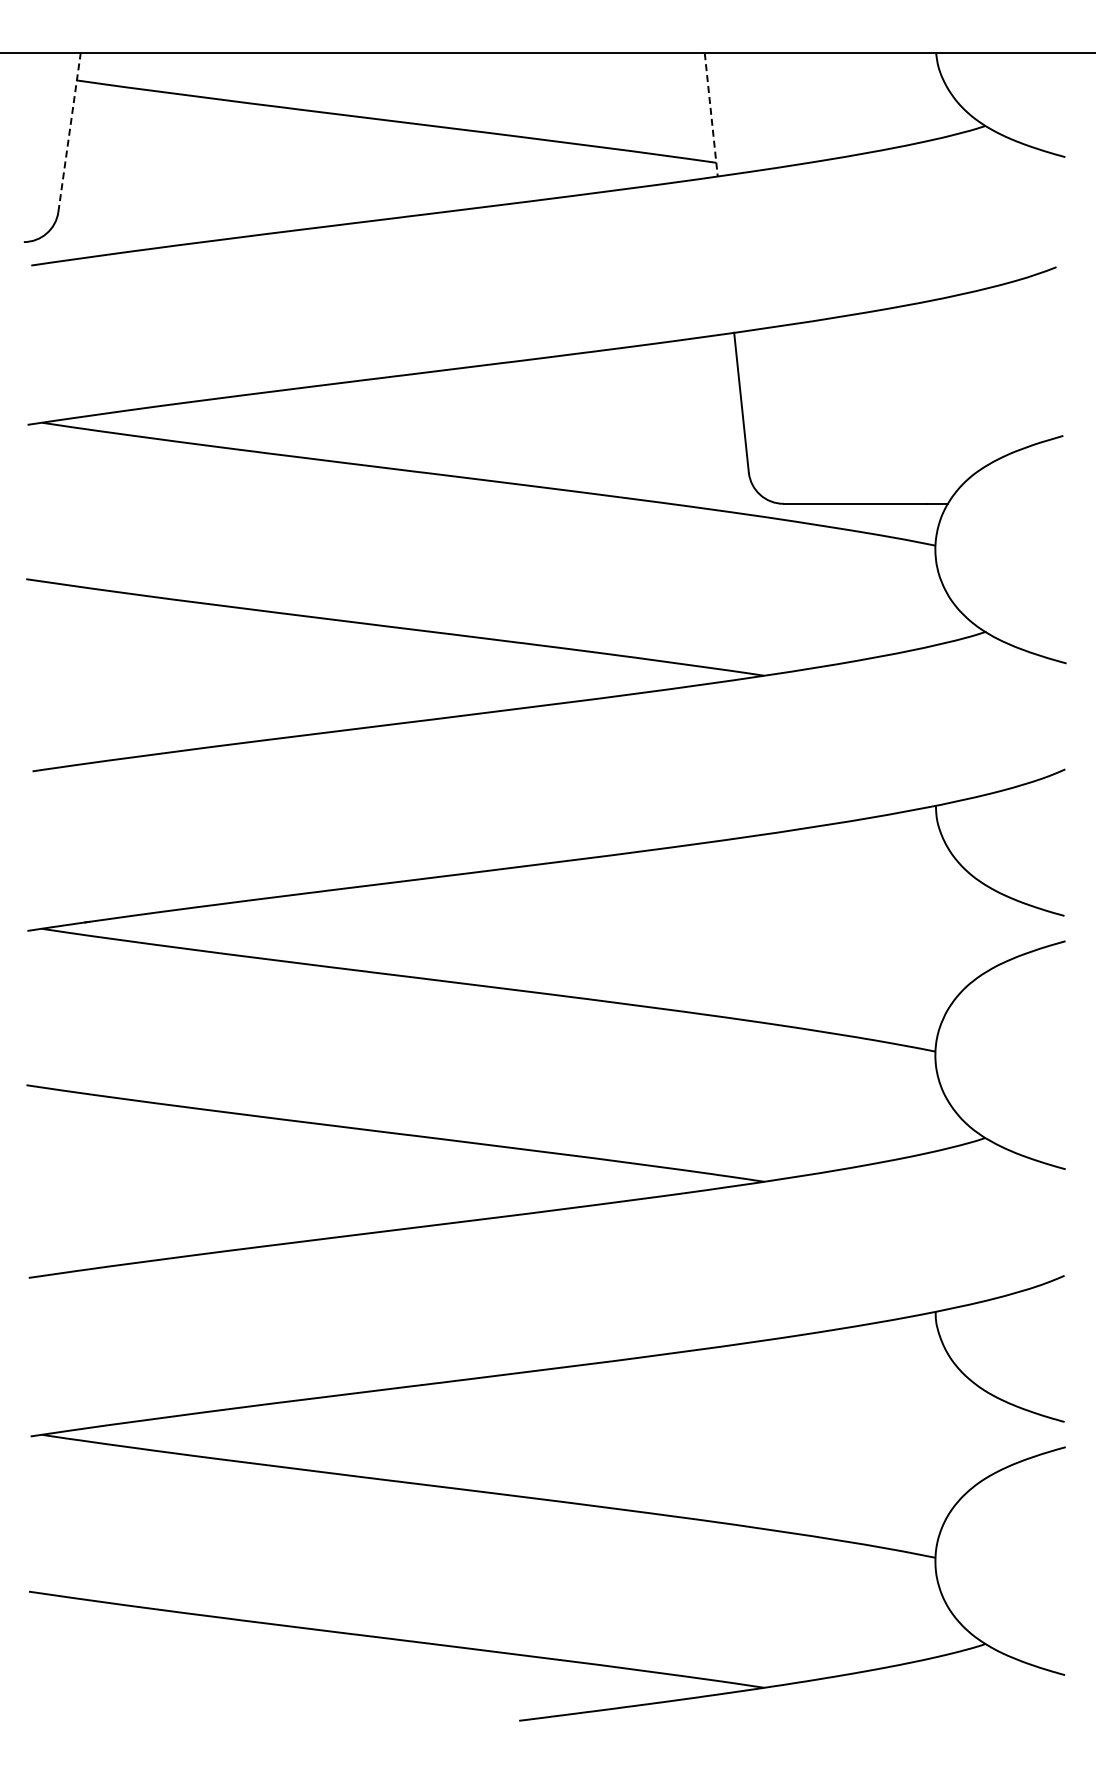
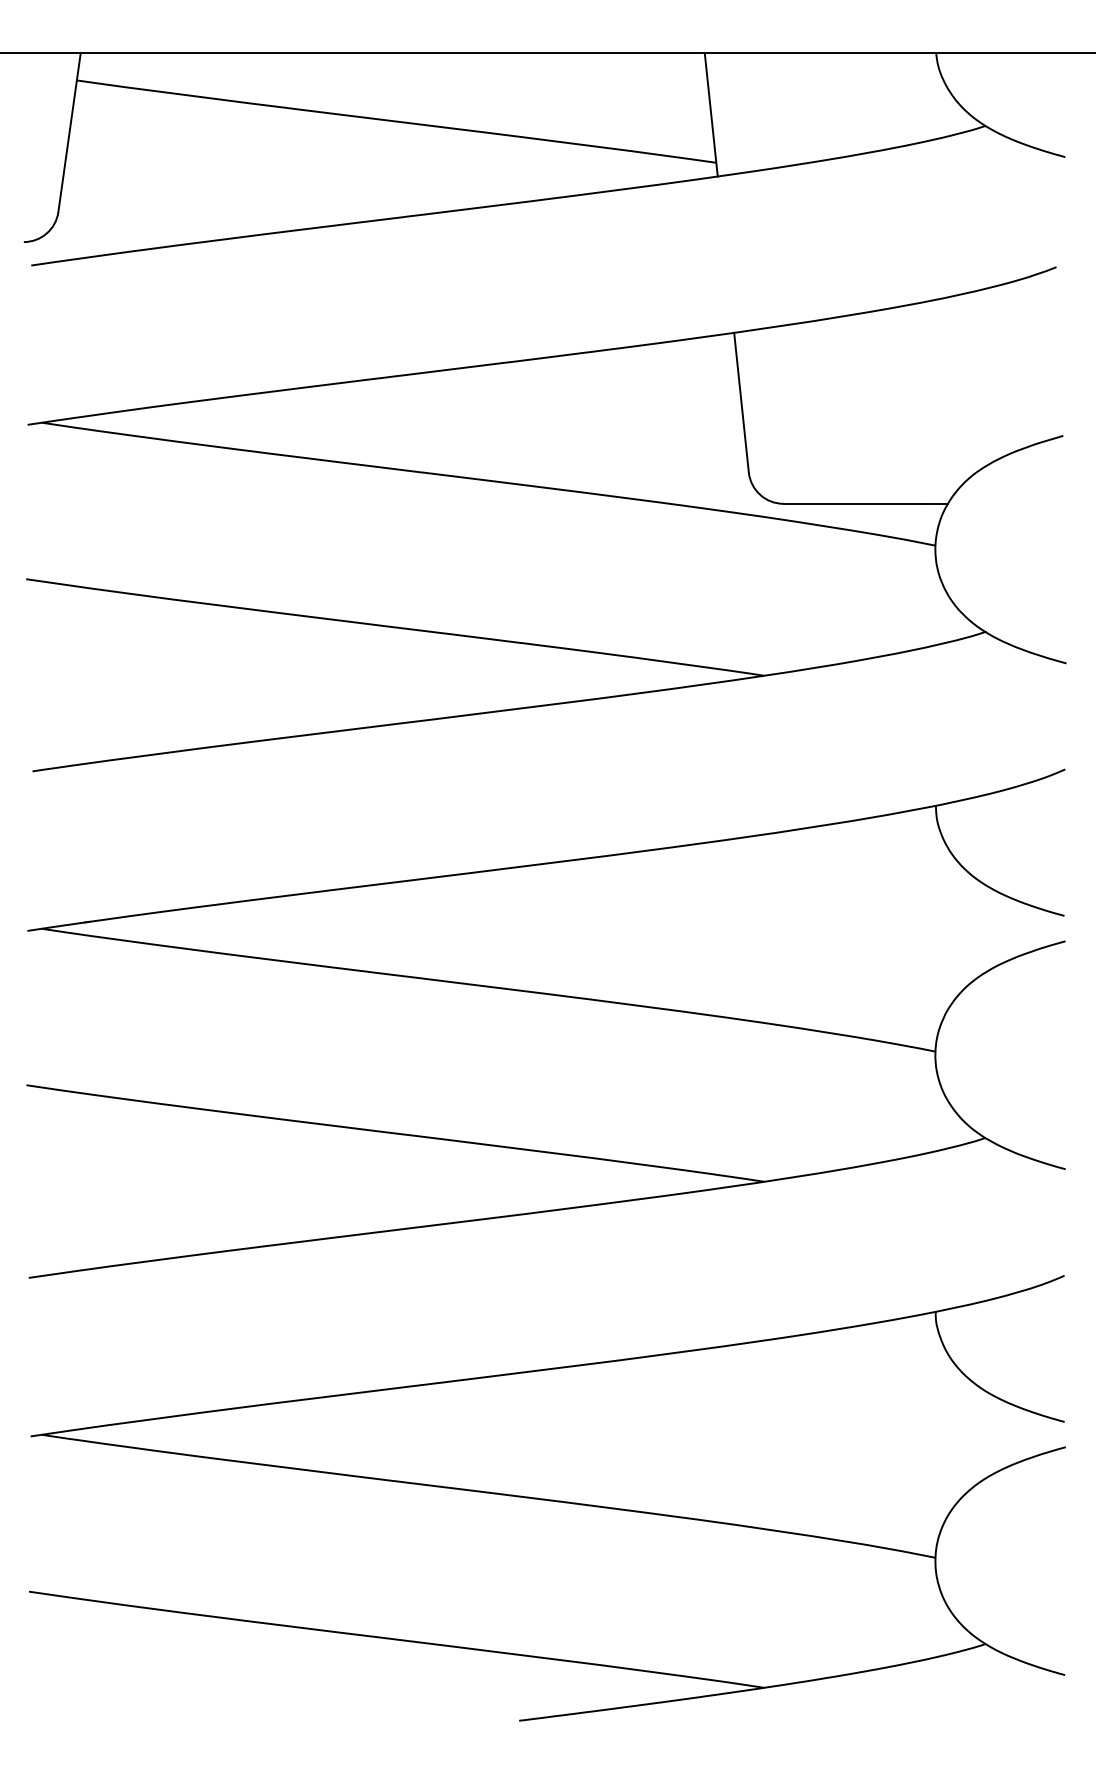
line: dashed -> solid (711, 115)
line: dashed -> solid (69, 132)
